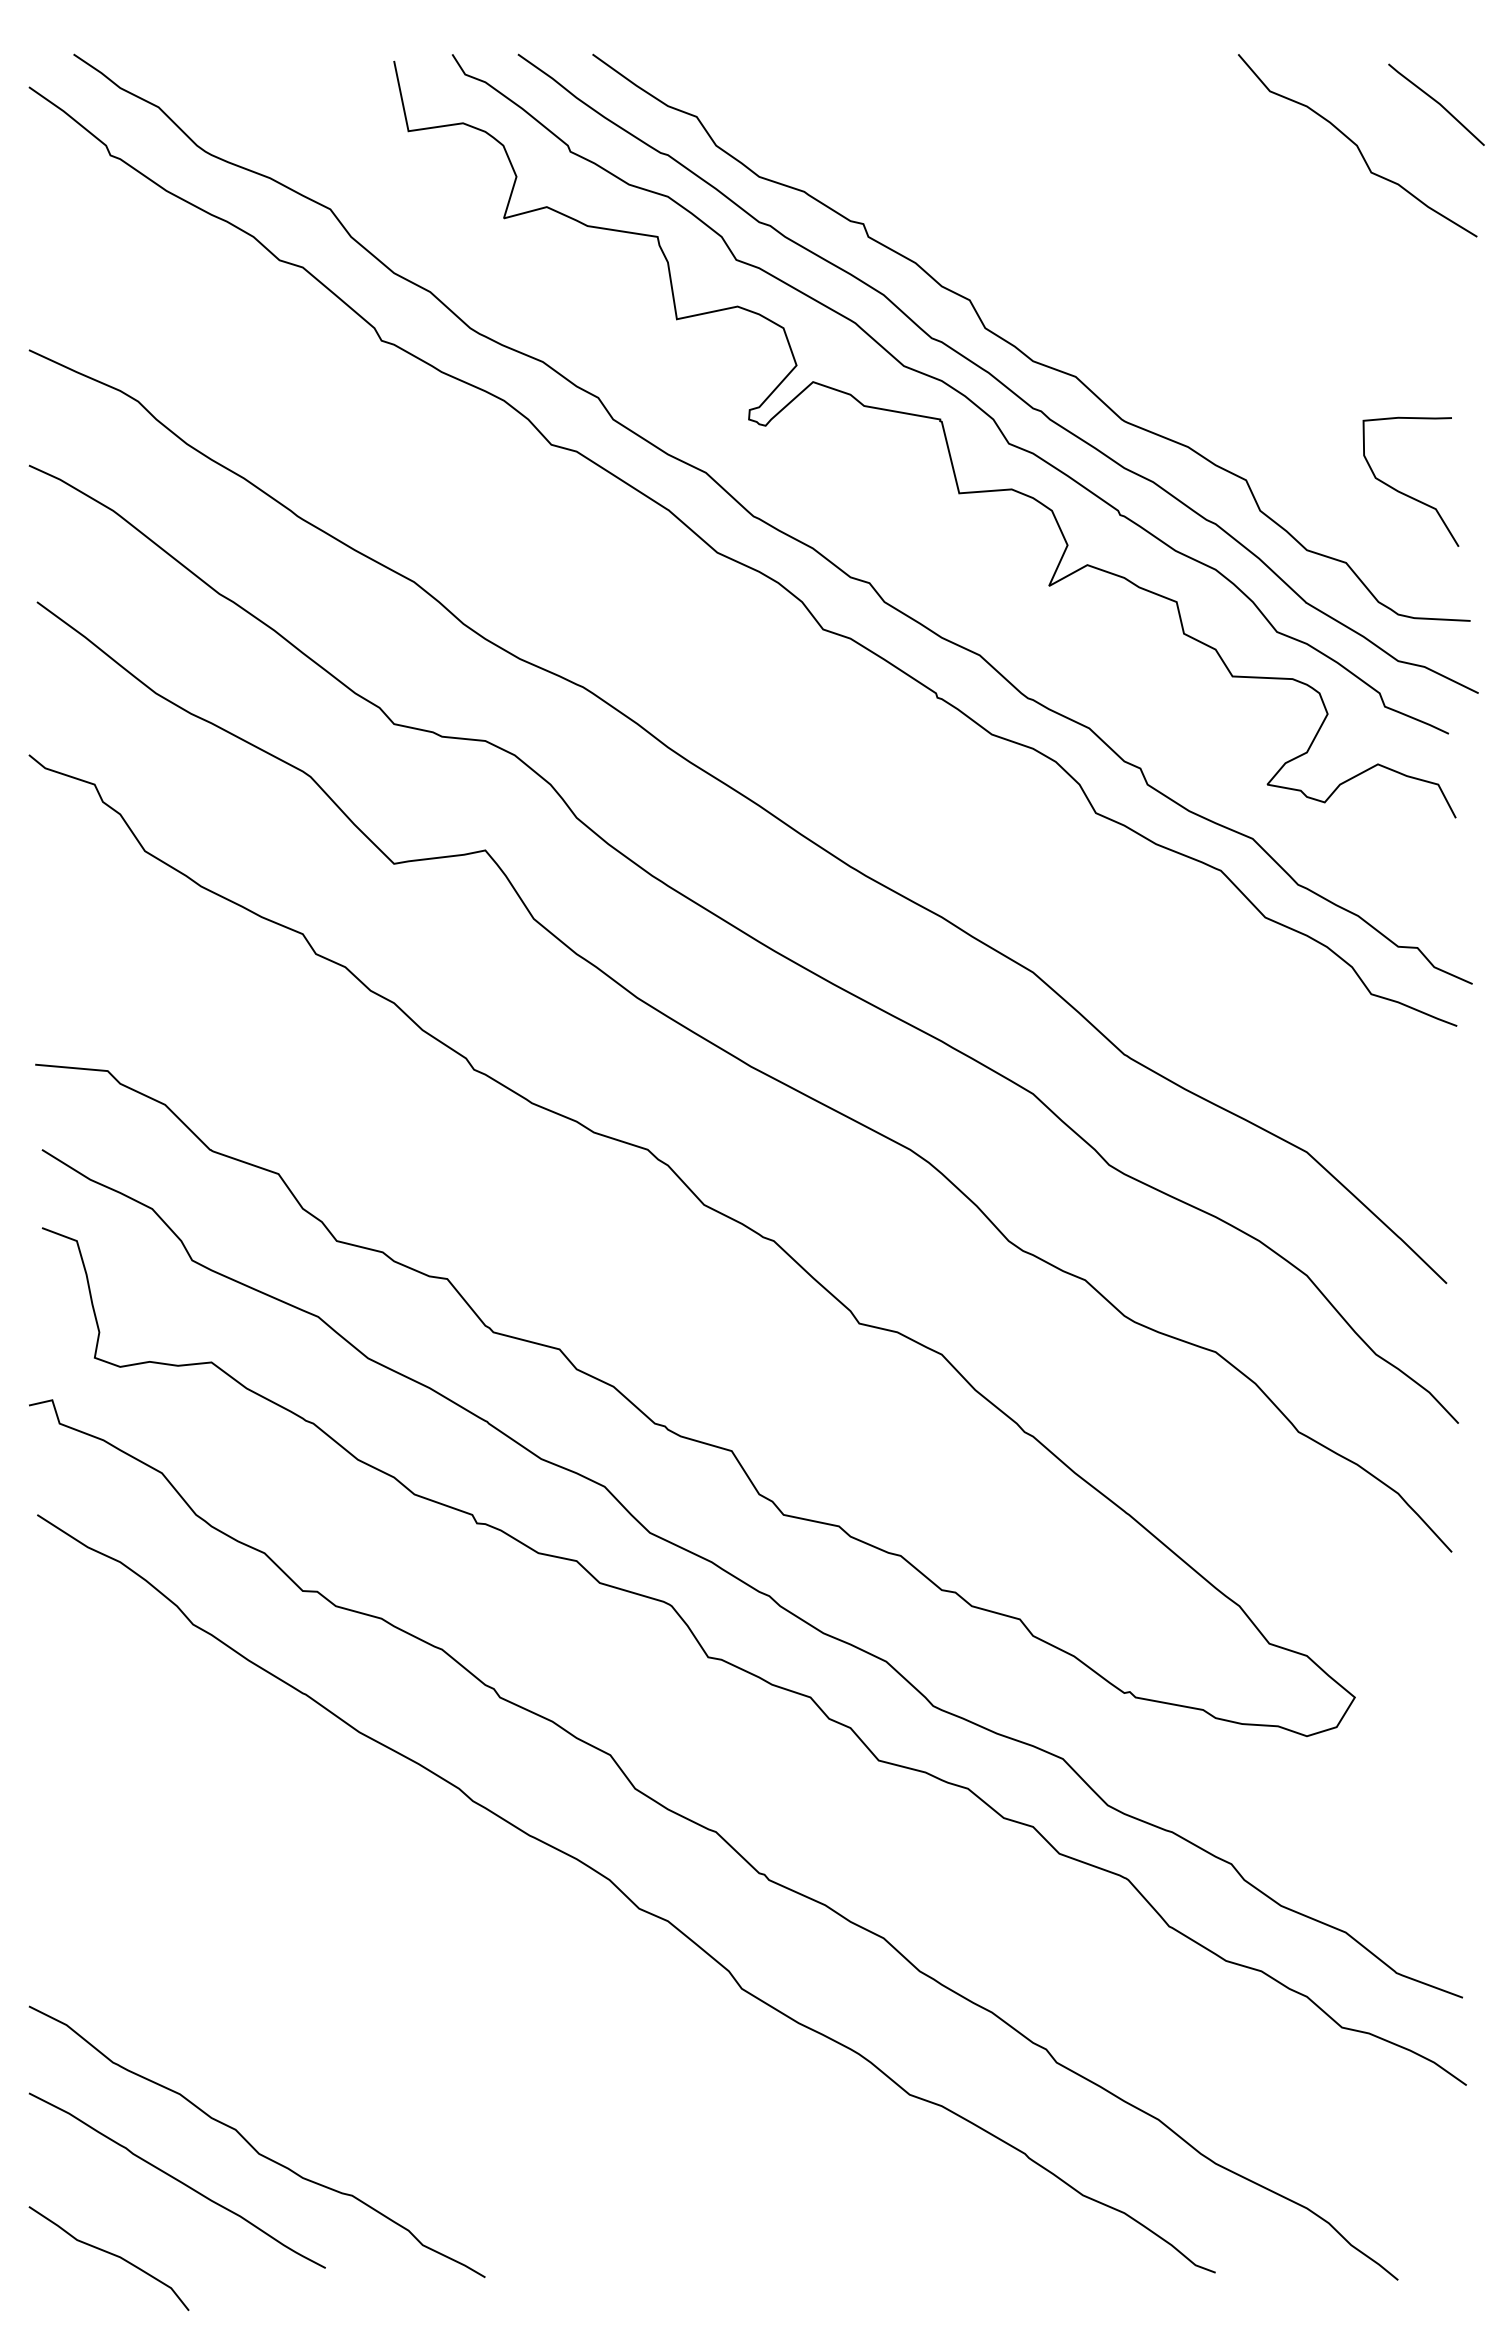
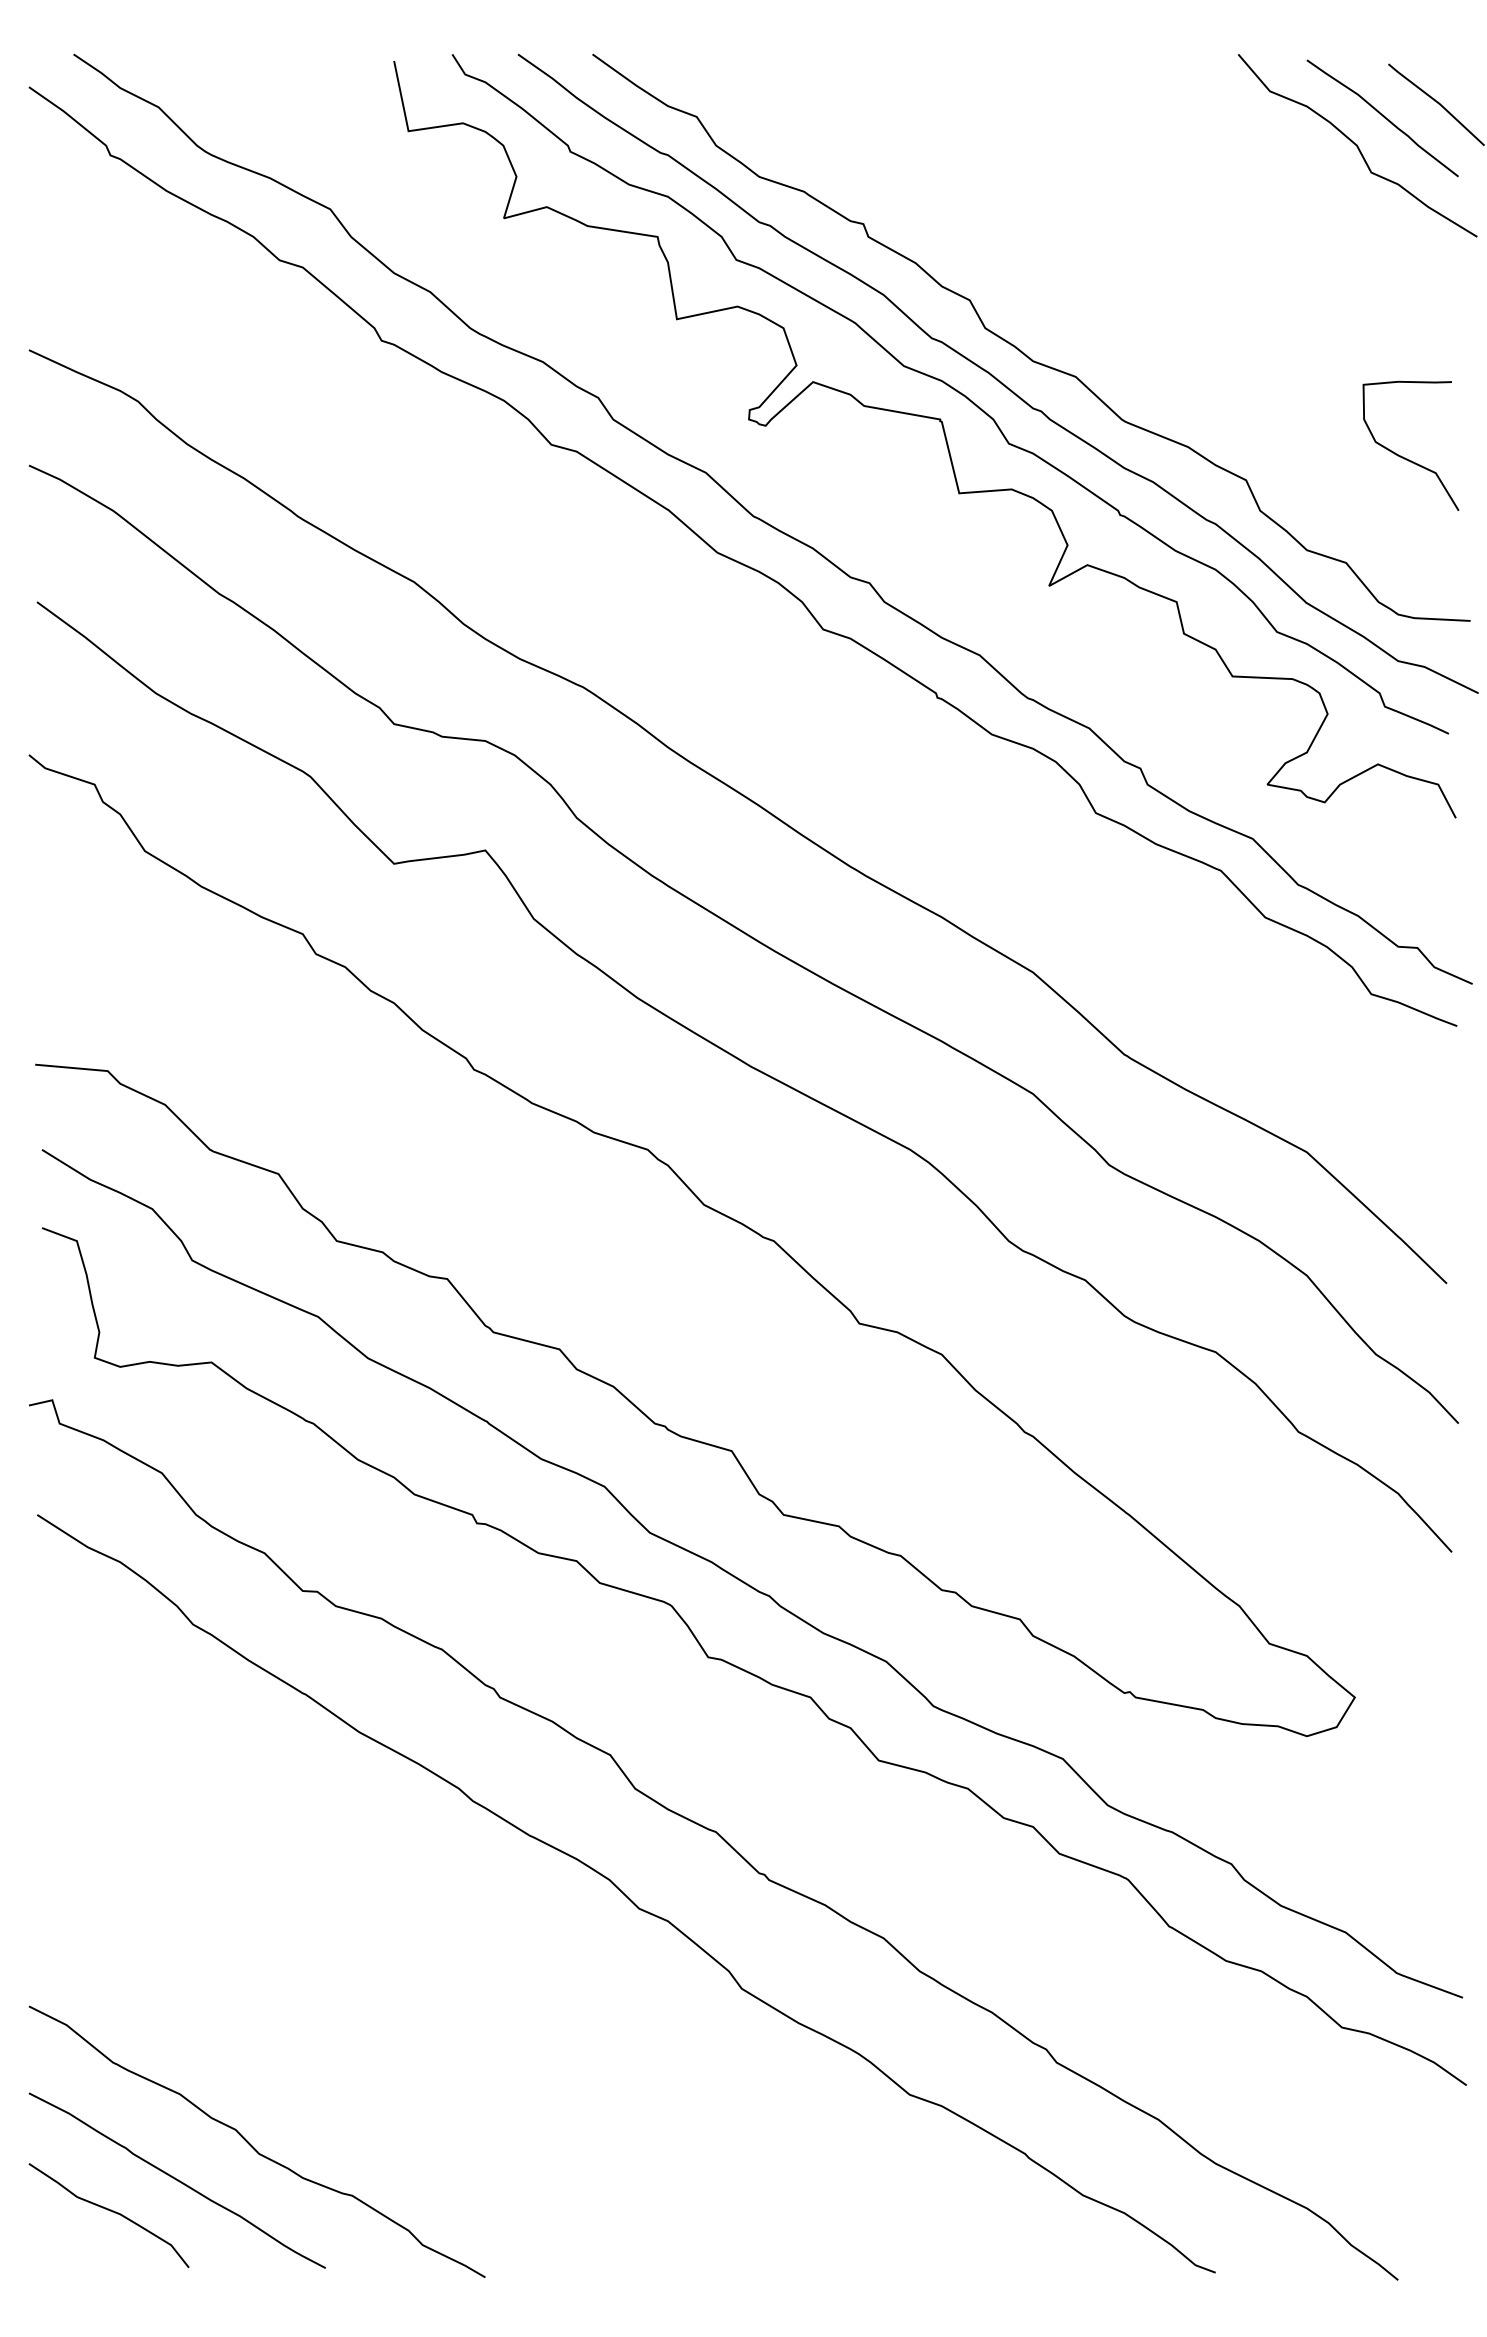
curve: none -> present (1383, 117)
curve position: (1405, 493) -> (1405, 457) (1405, 457)
curve position: (110, 2254) -> (110, 2211) (110, 2211)
